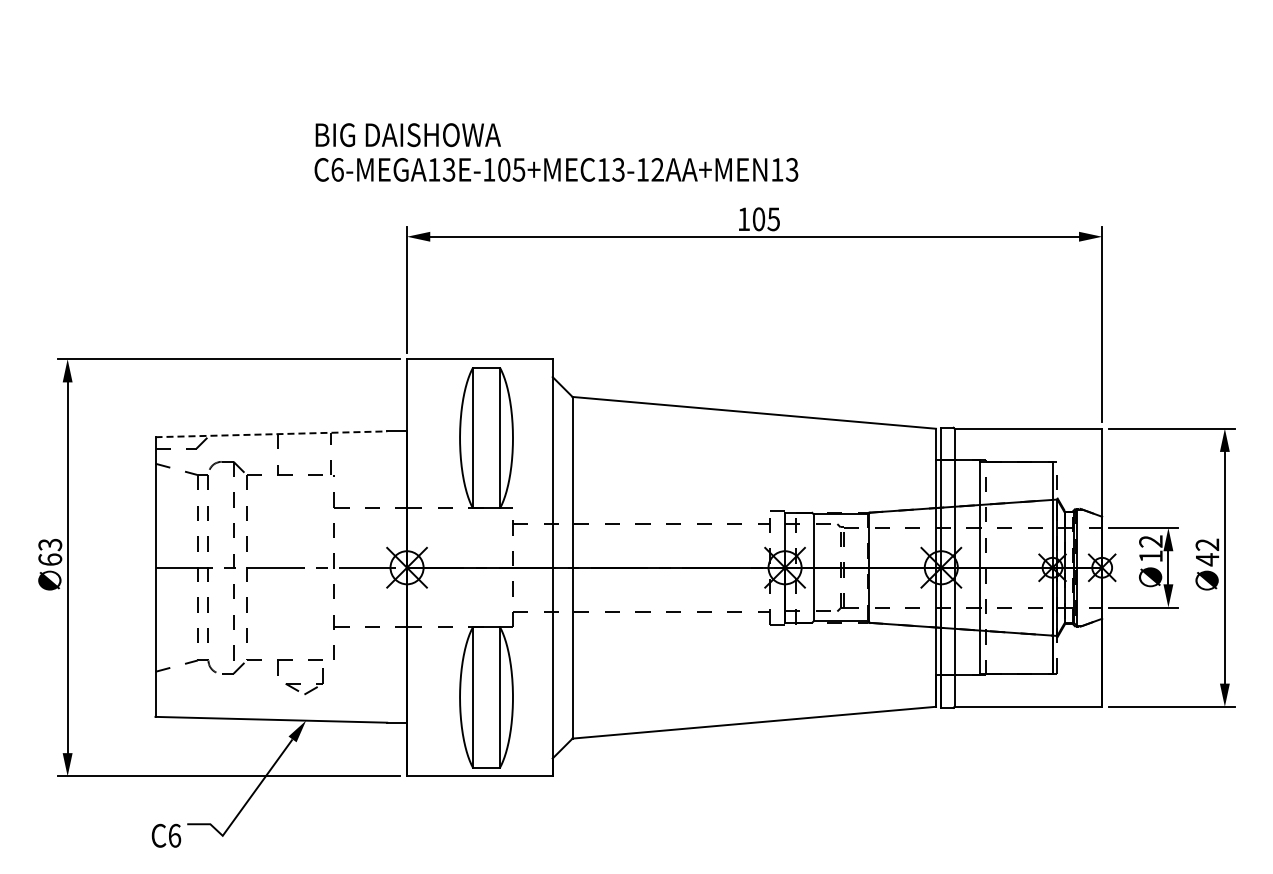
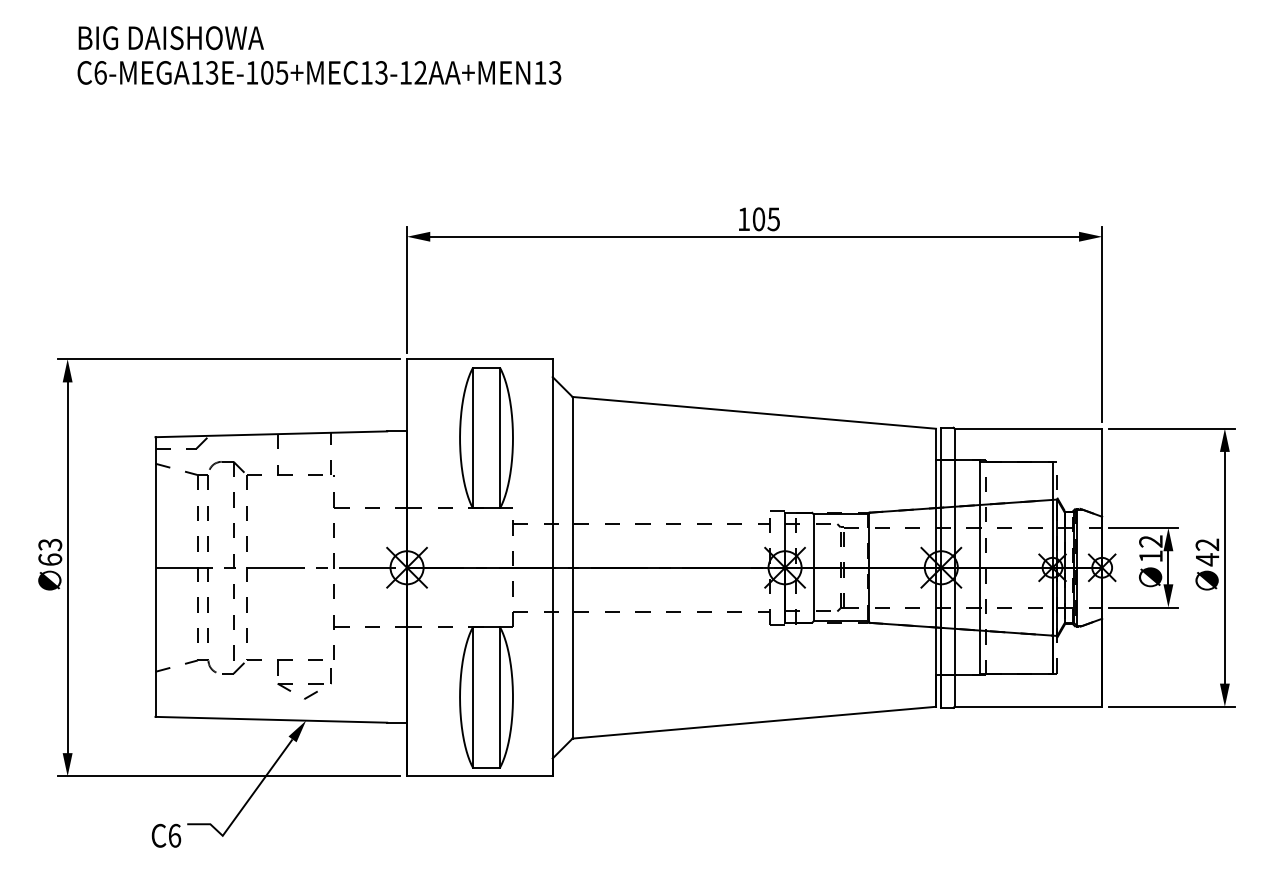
text position: (556, 152) -> (319, 55) (319, 55)
line: dashed -> solid (271, 434)
part size: 39x28 px -> 55x32 px (304, 683)
